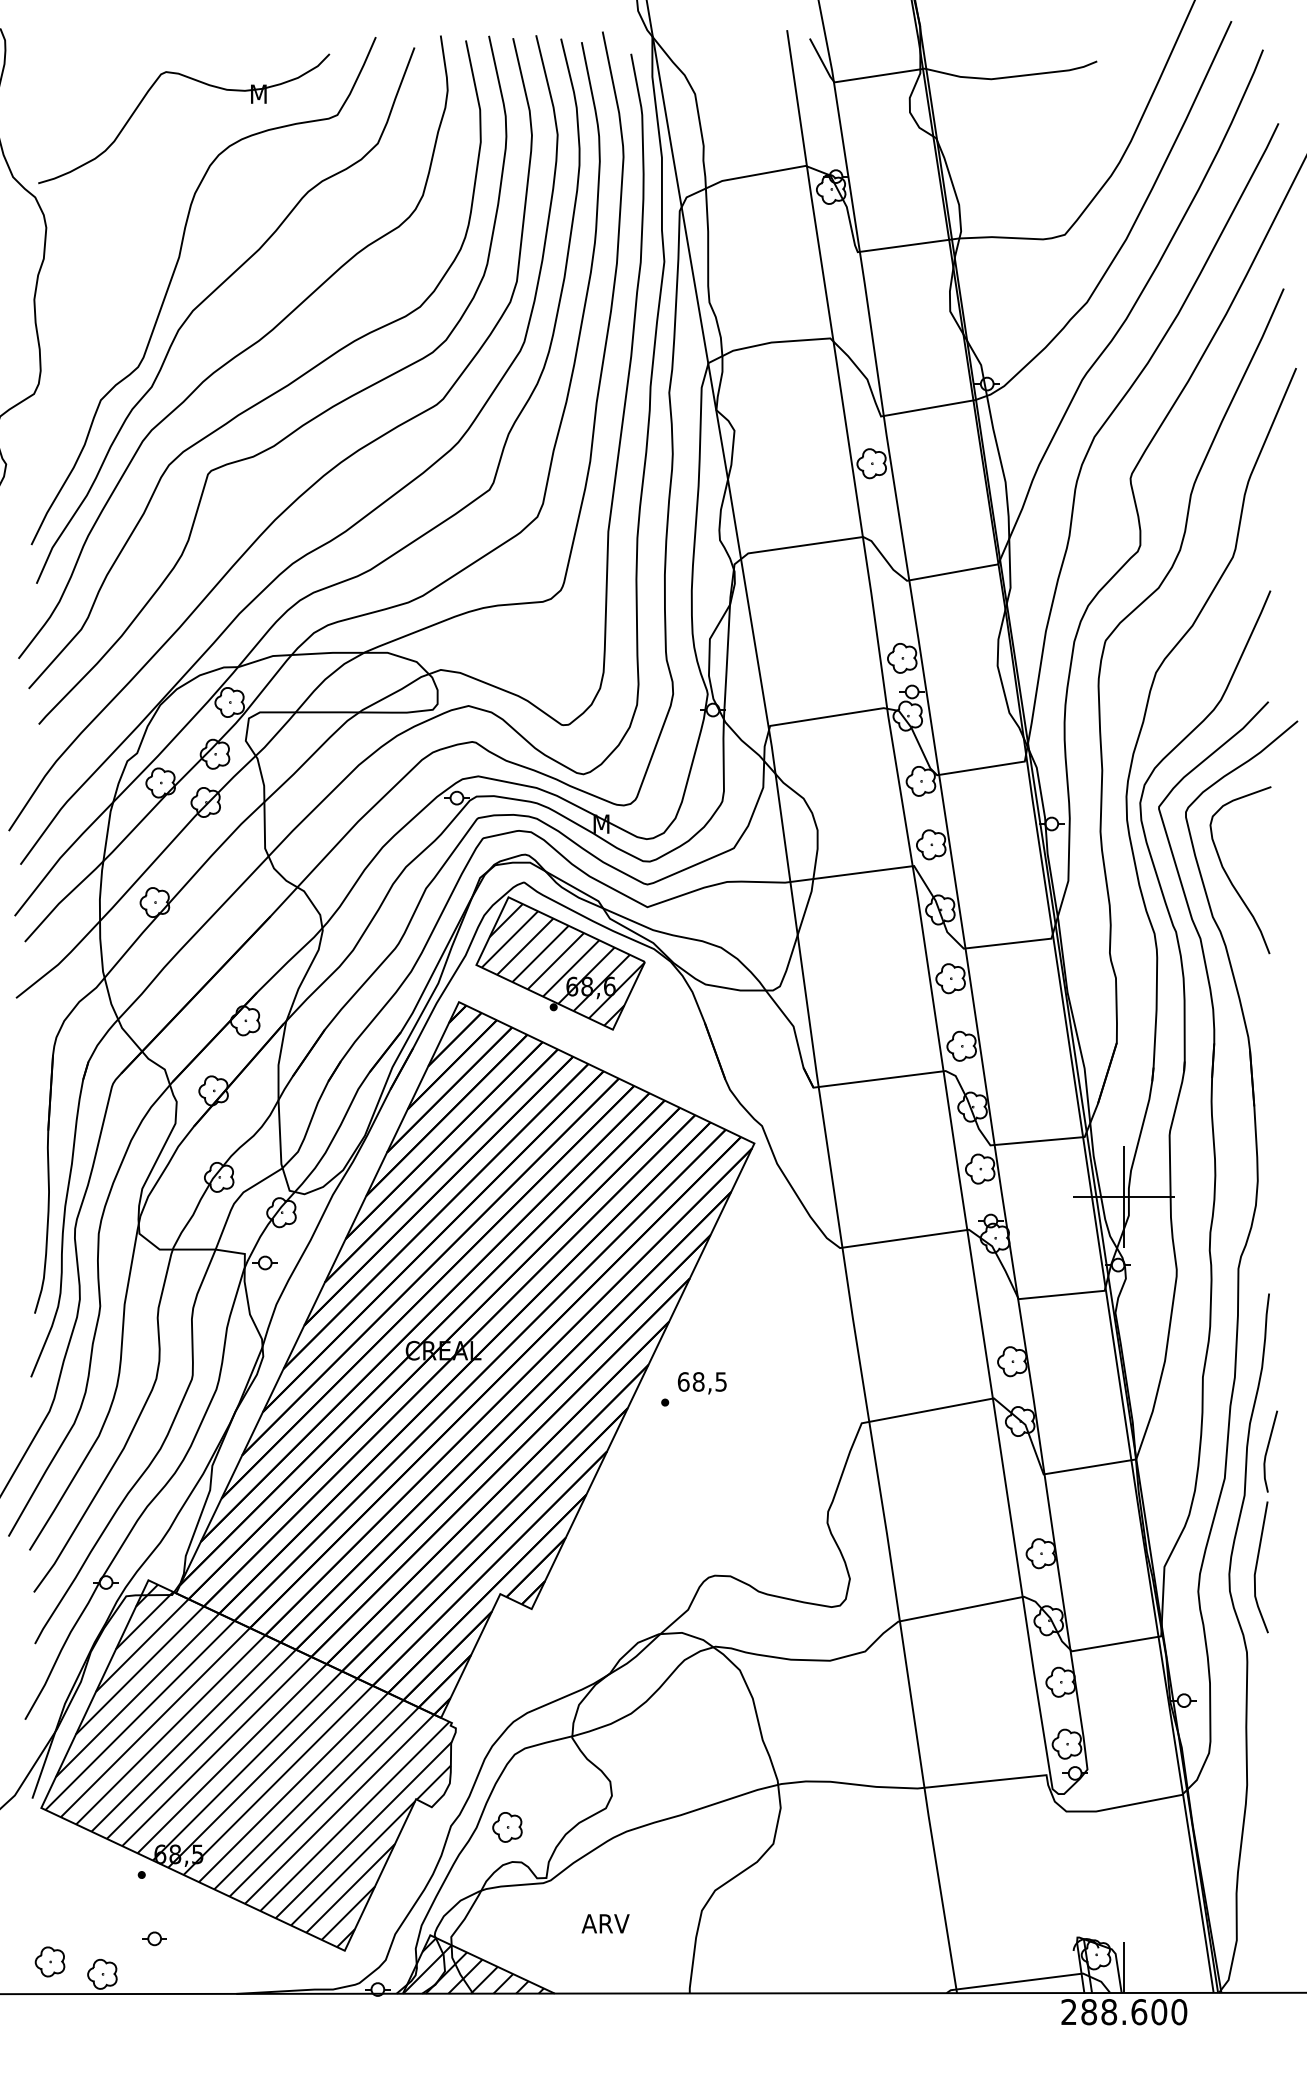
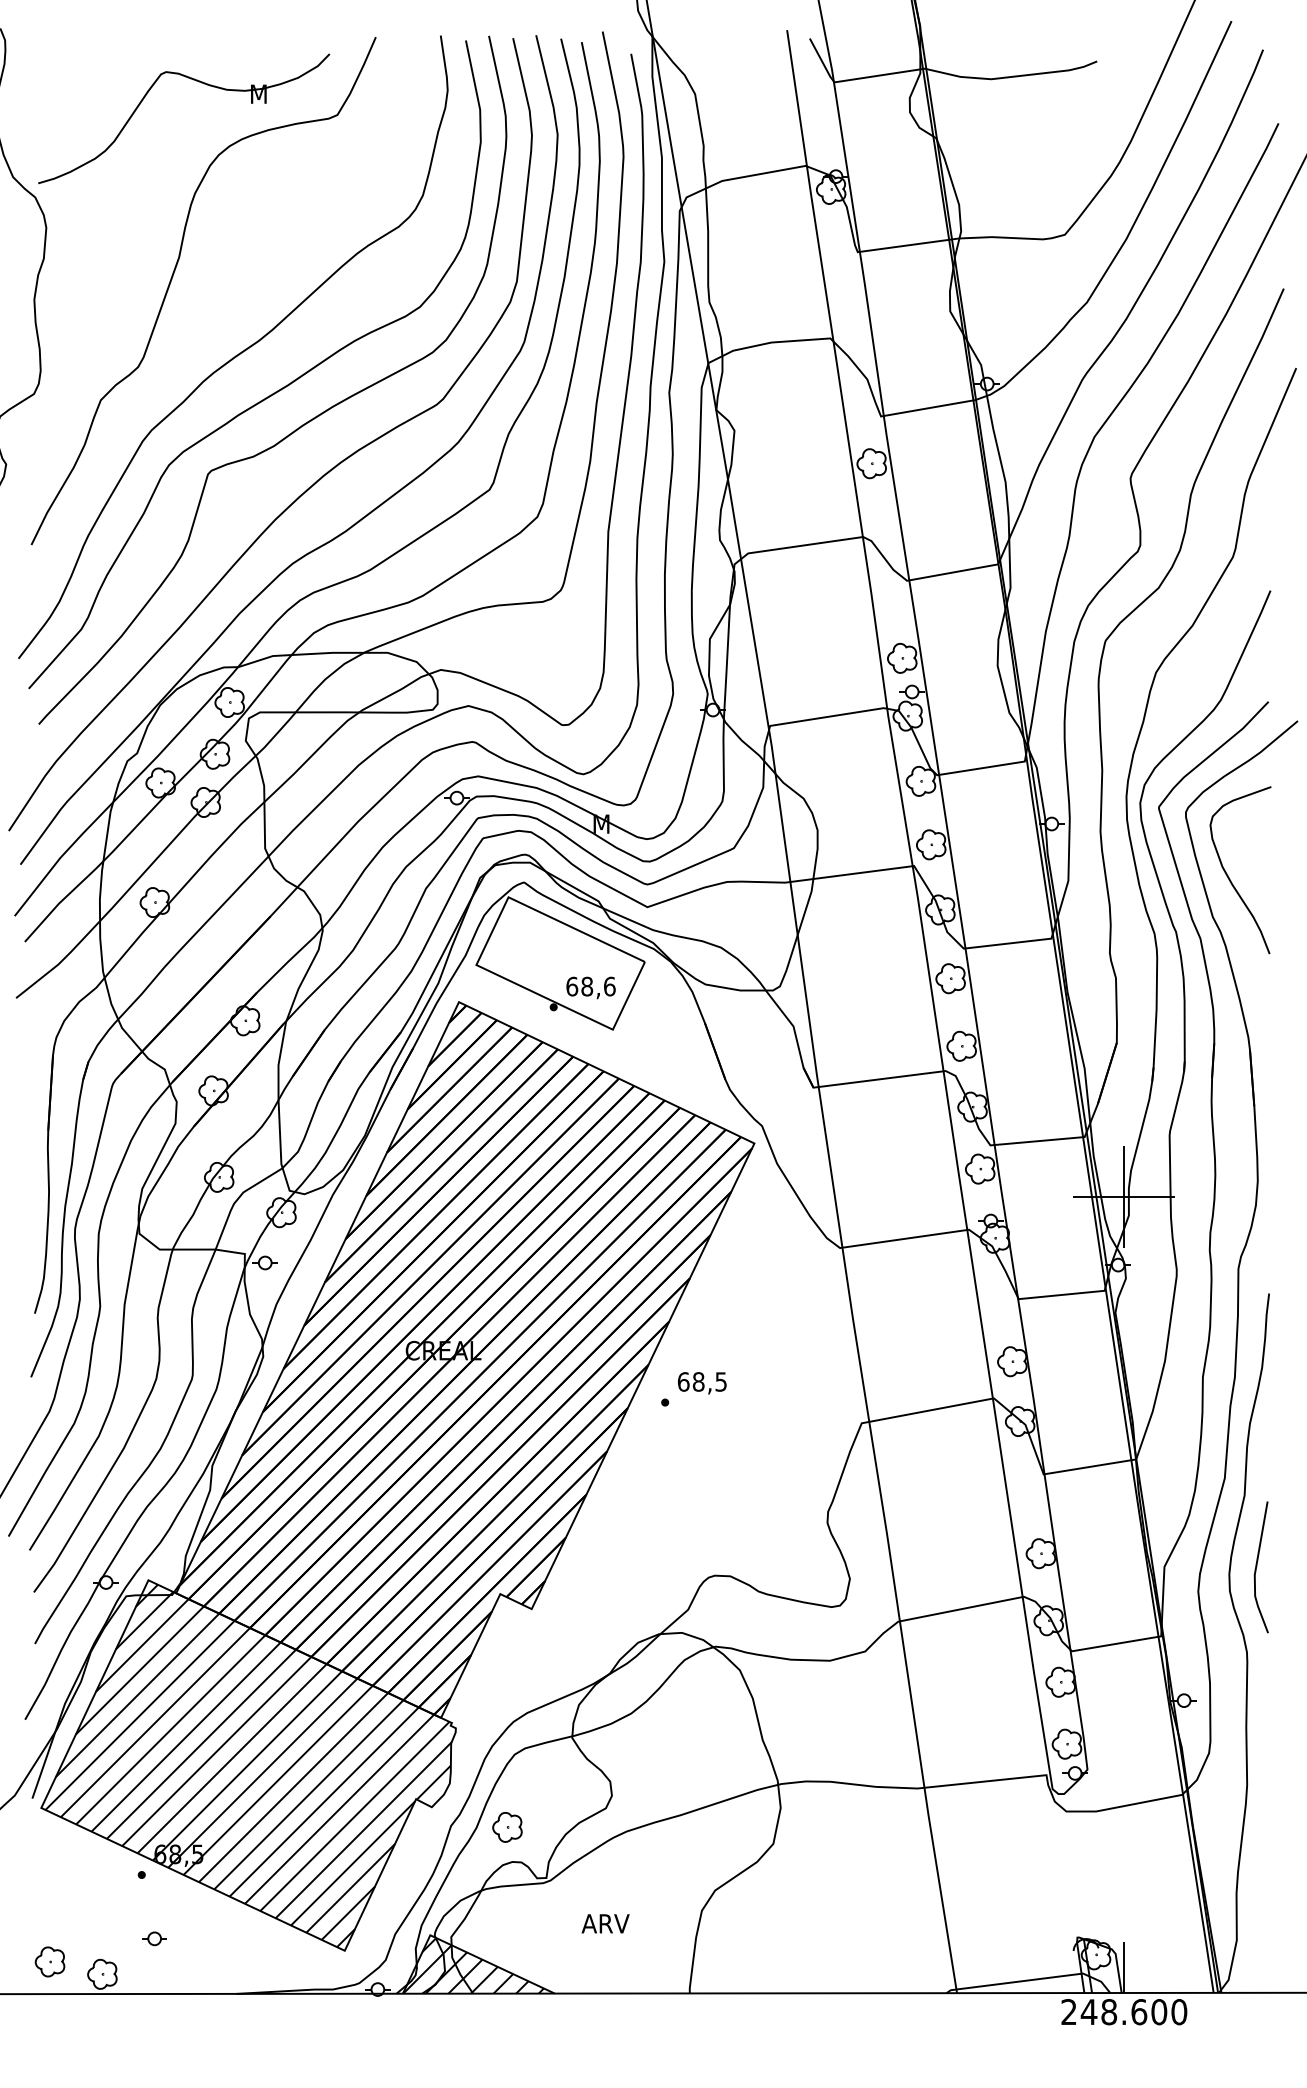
curve: present -> none (212, 294)
hatch: present -> none (562, 964)
line: present -> none (1268, 1449)
text: 288.600 -> 248.600 (1088, 2012)
